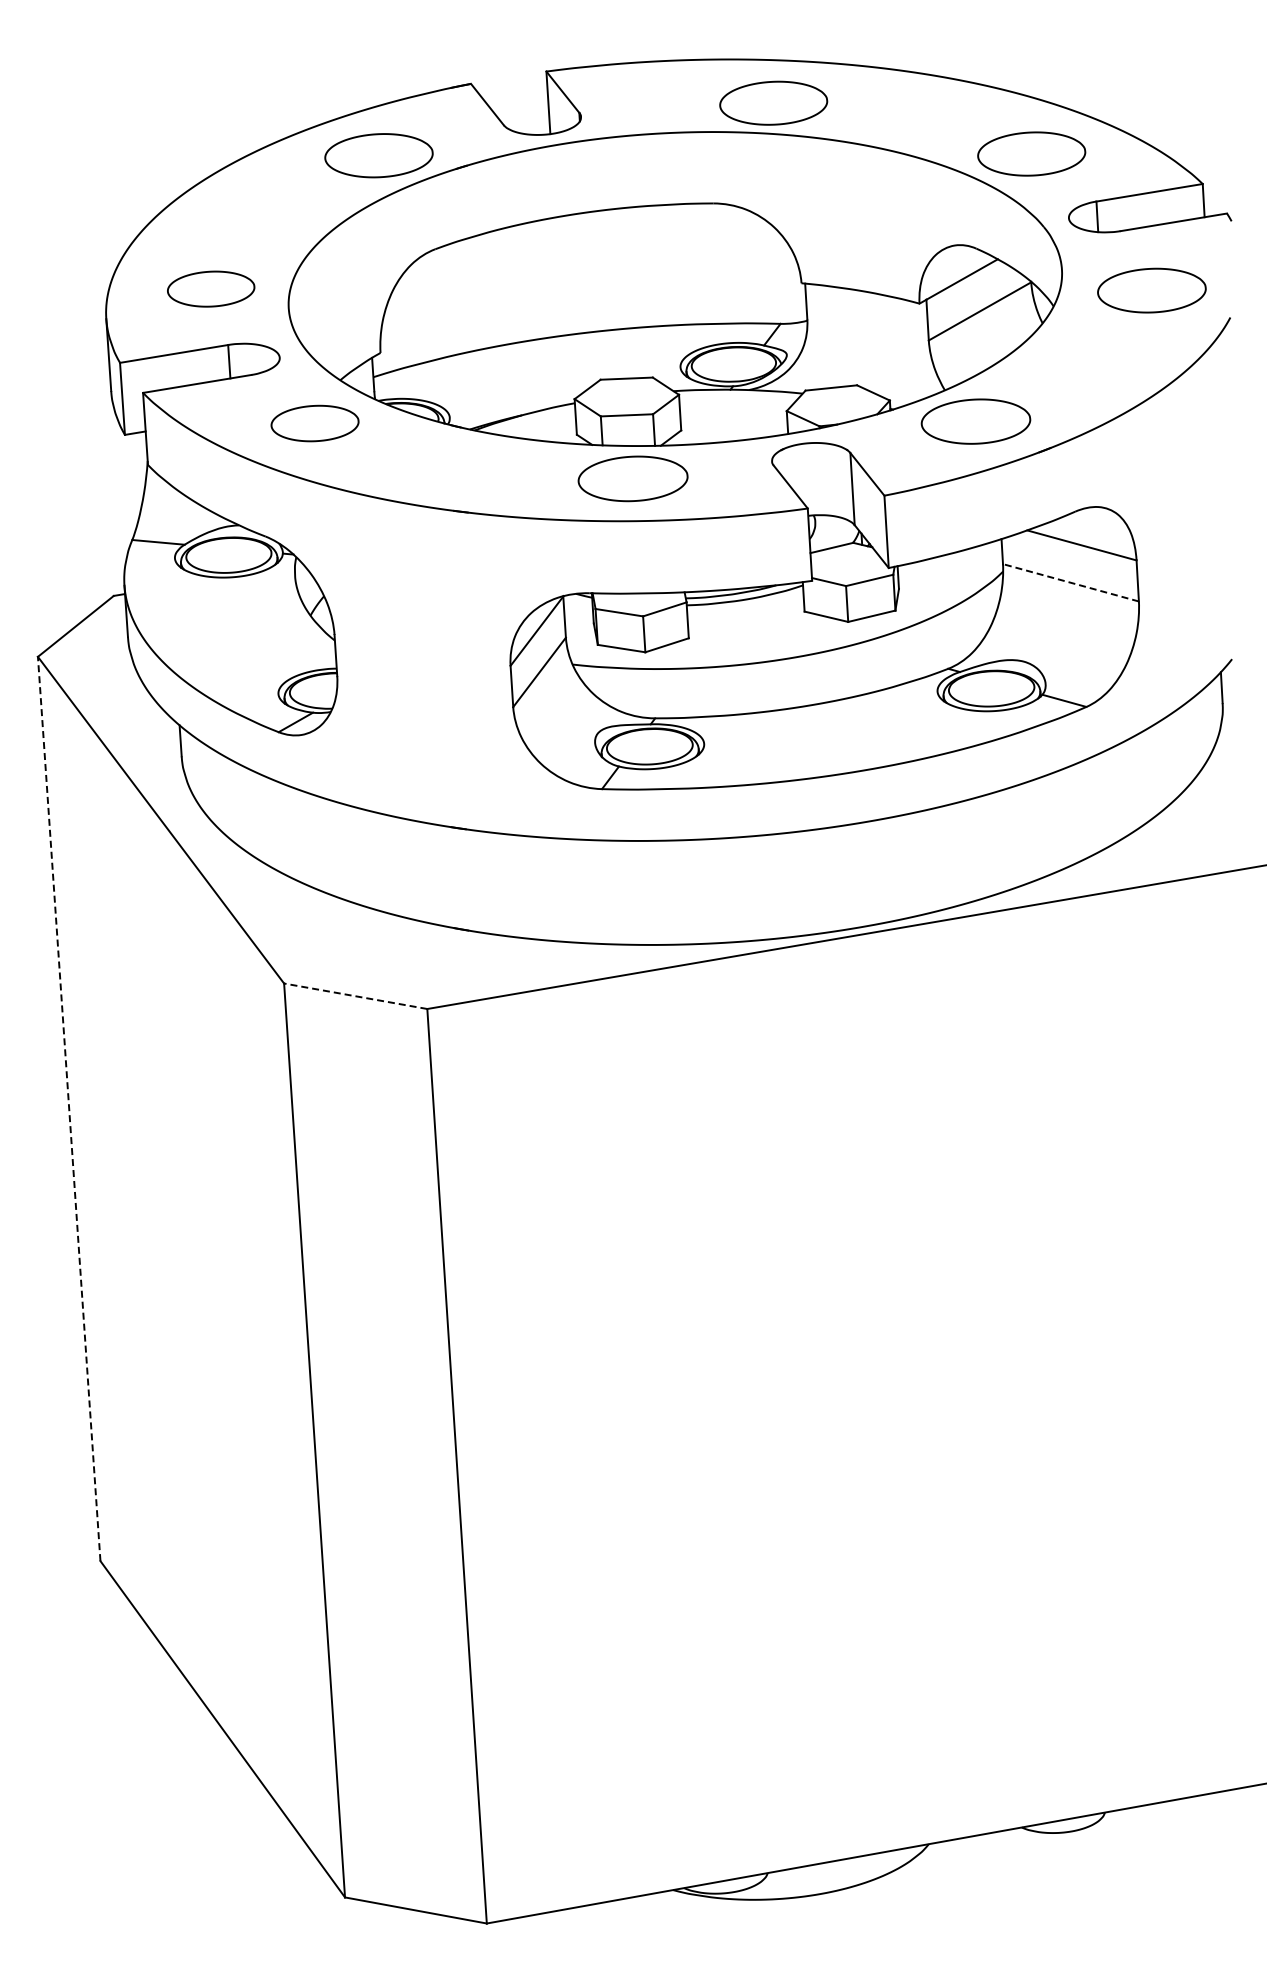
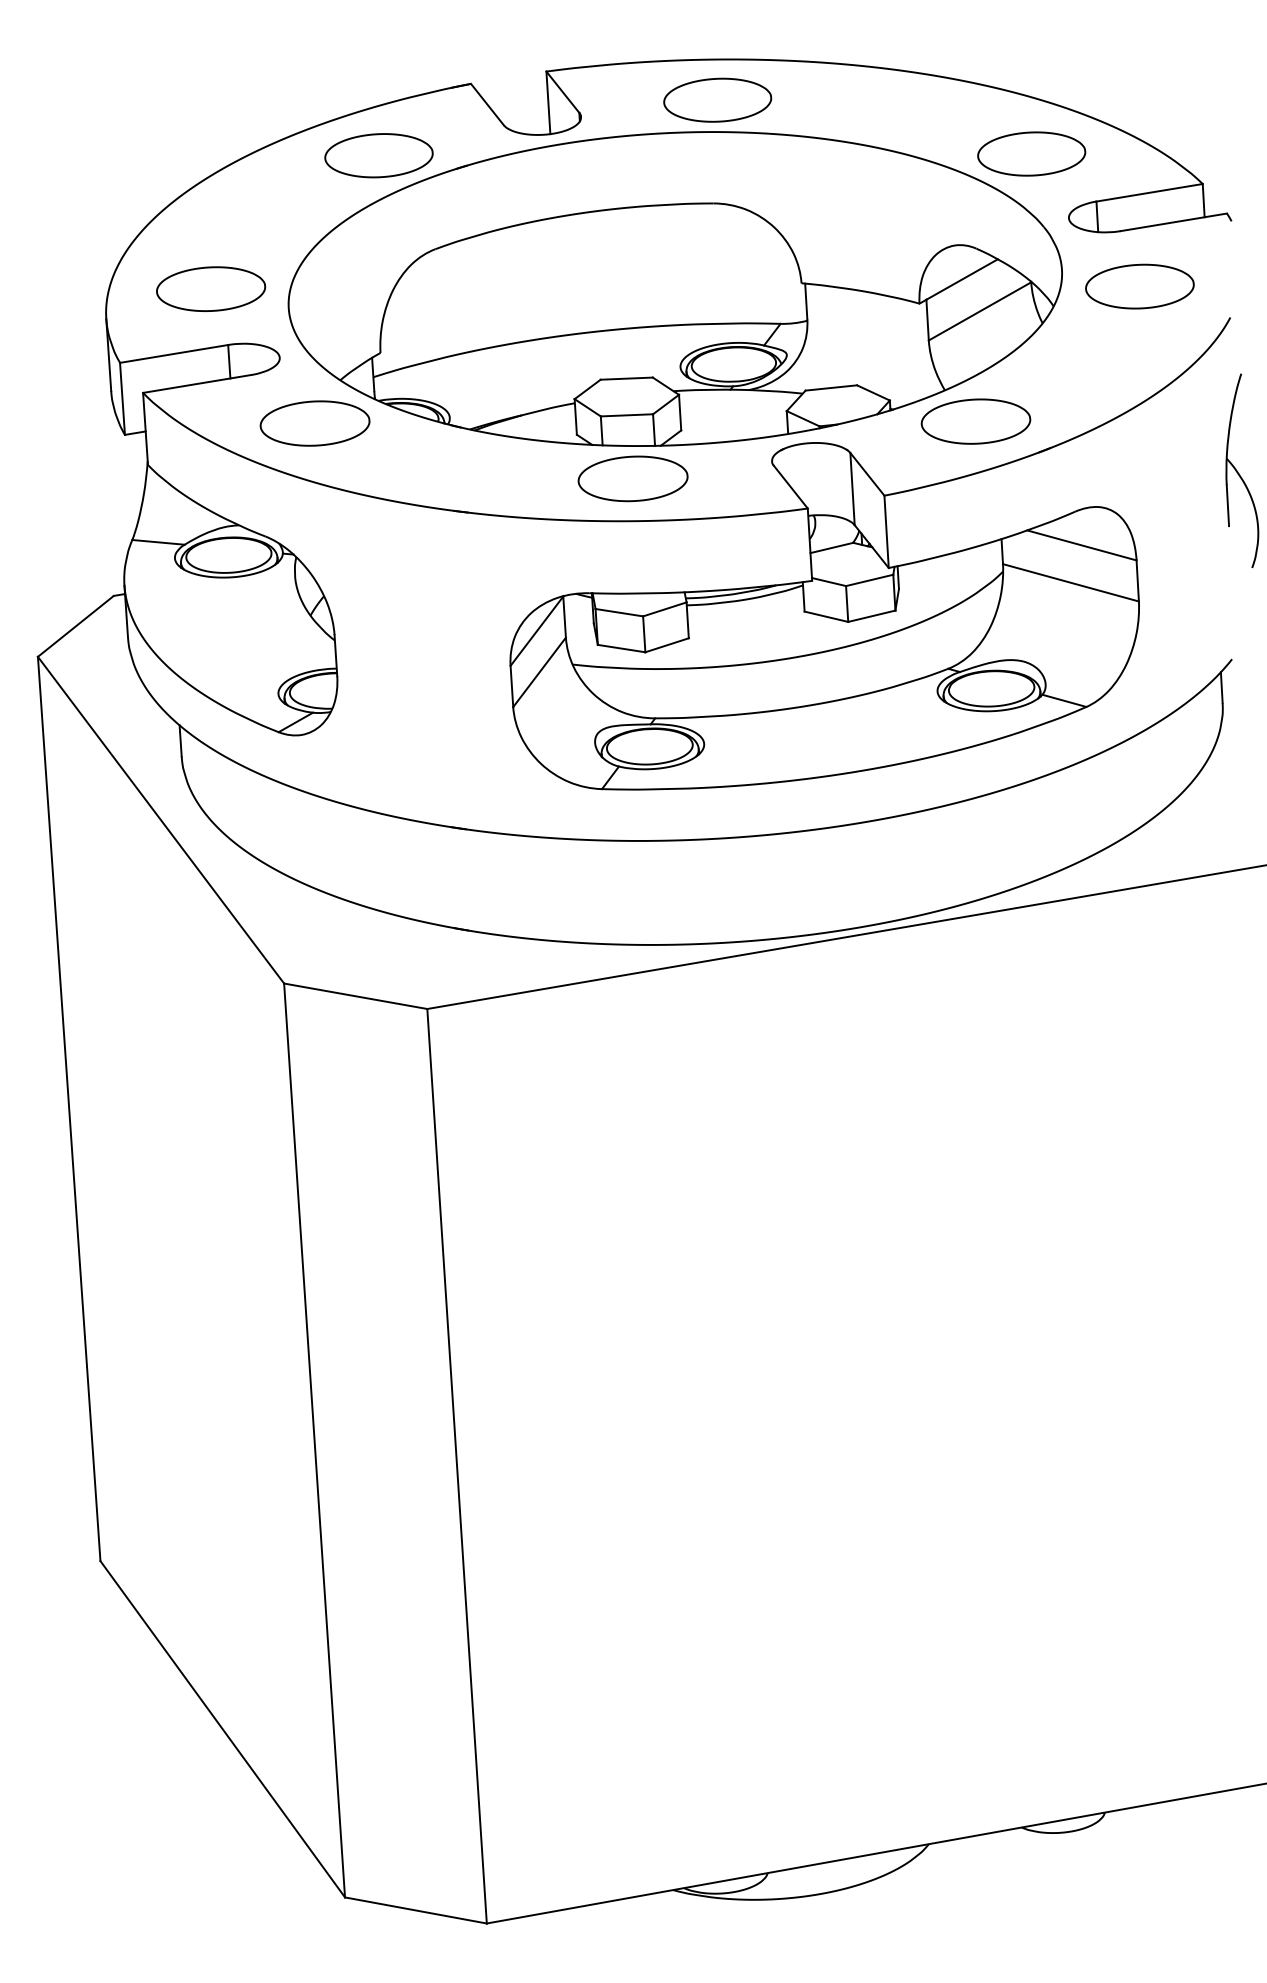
part position: (773, 102) -> (717, 99) (717, 99)
part size: 89x38 px -> 111x46 px (211, 288)
part position: (1151, 290) -> (1139, 286) (1139, 286)
part size: 90x39 px -> 112x47 px (314, 423)
part: none -> present (1242, 470)
line: dashed -> solid (1070, 582)
line: dashed -> solid (355, 996)
line: dashed -> solid (69, 1108)
